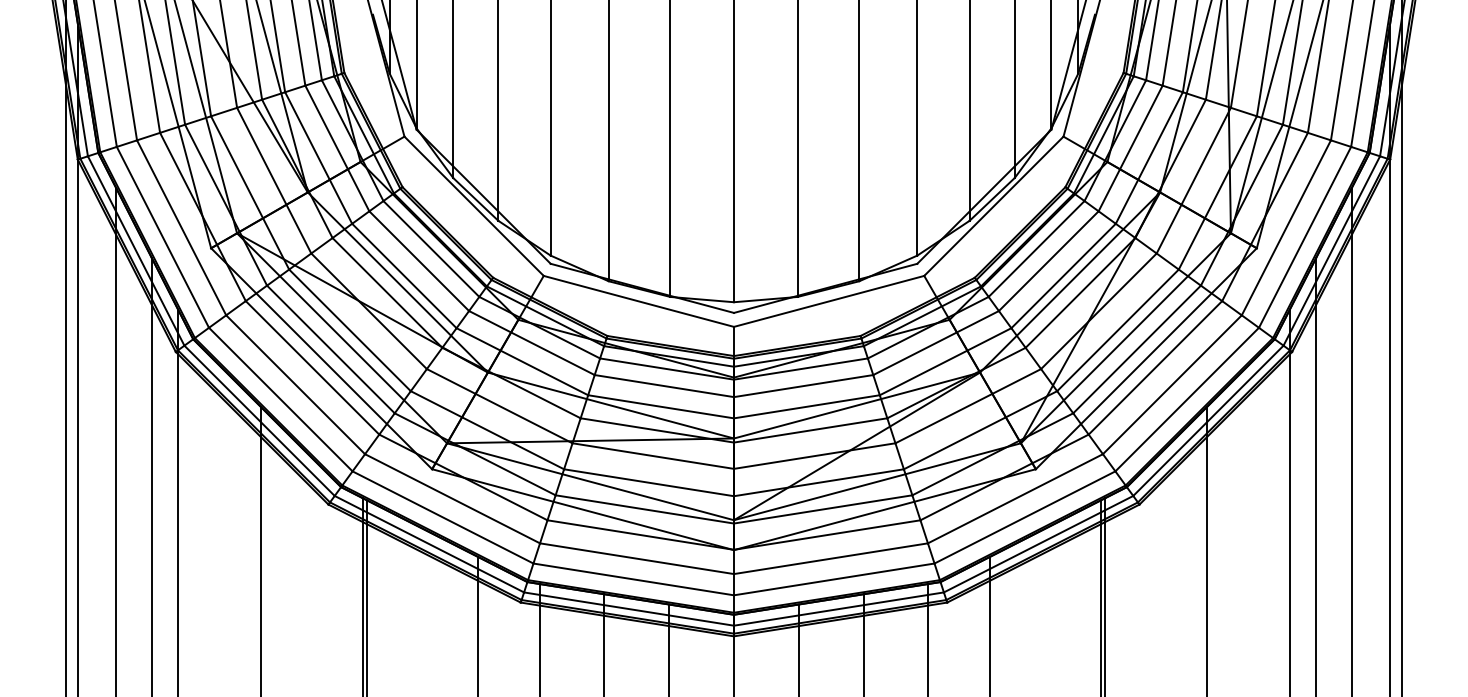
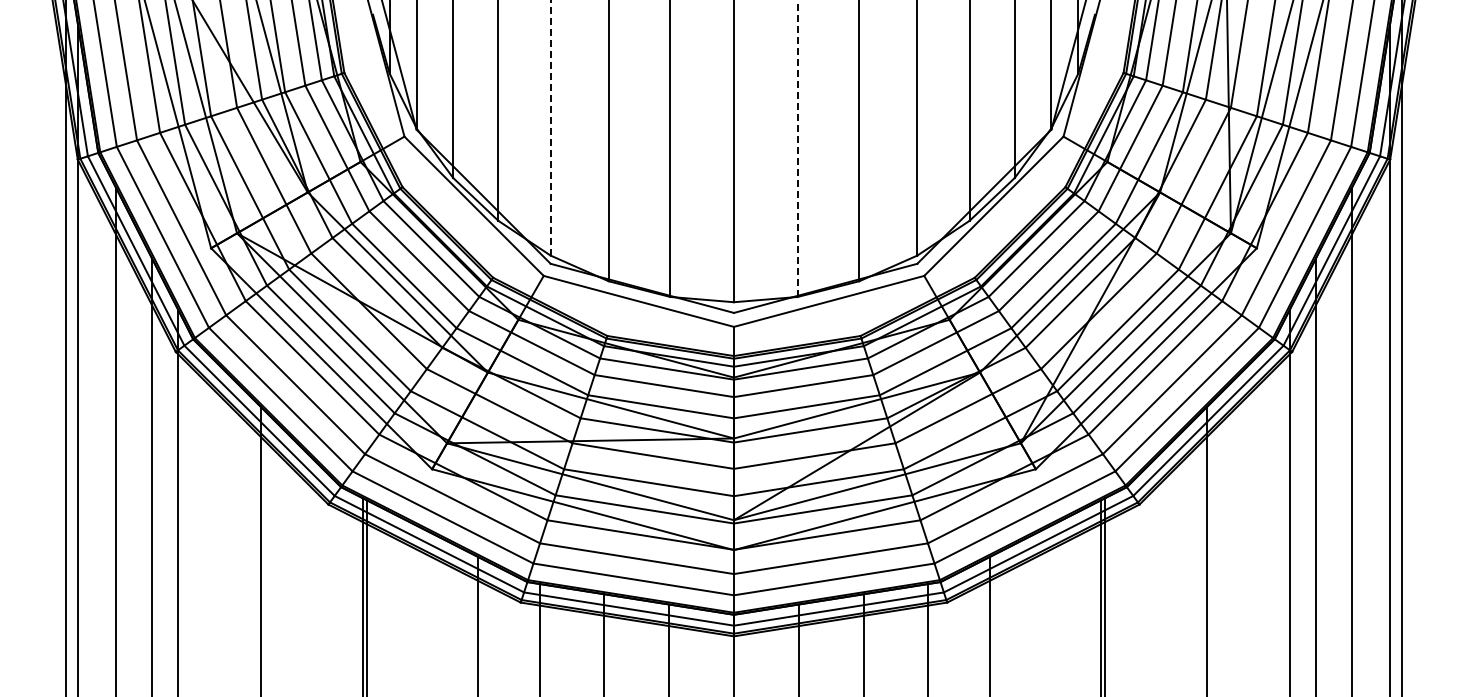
line: solid -> dashed (550, 127)
line: solid -> dashed (797, 147)
